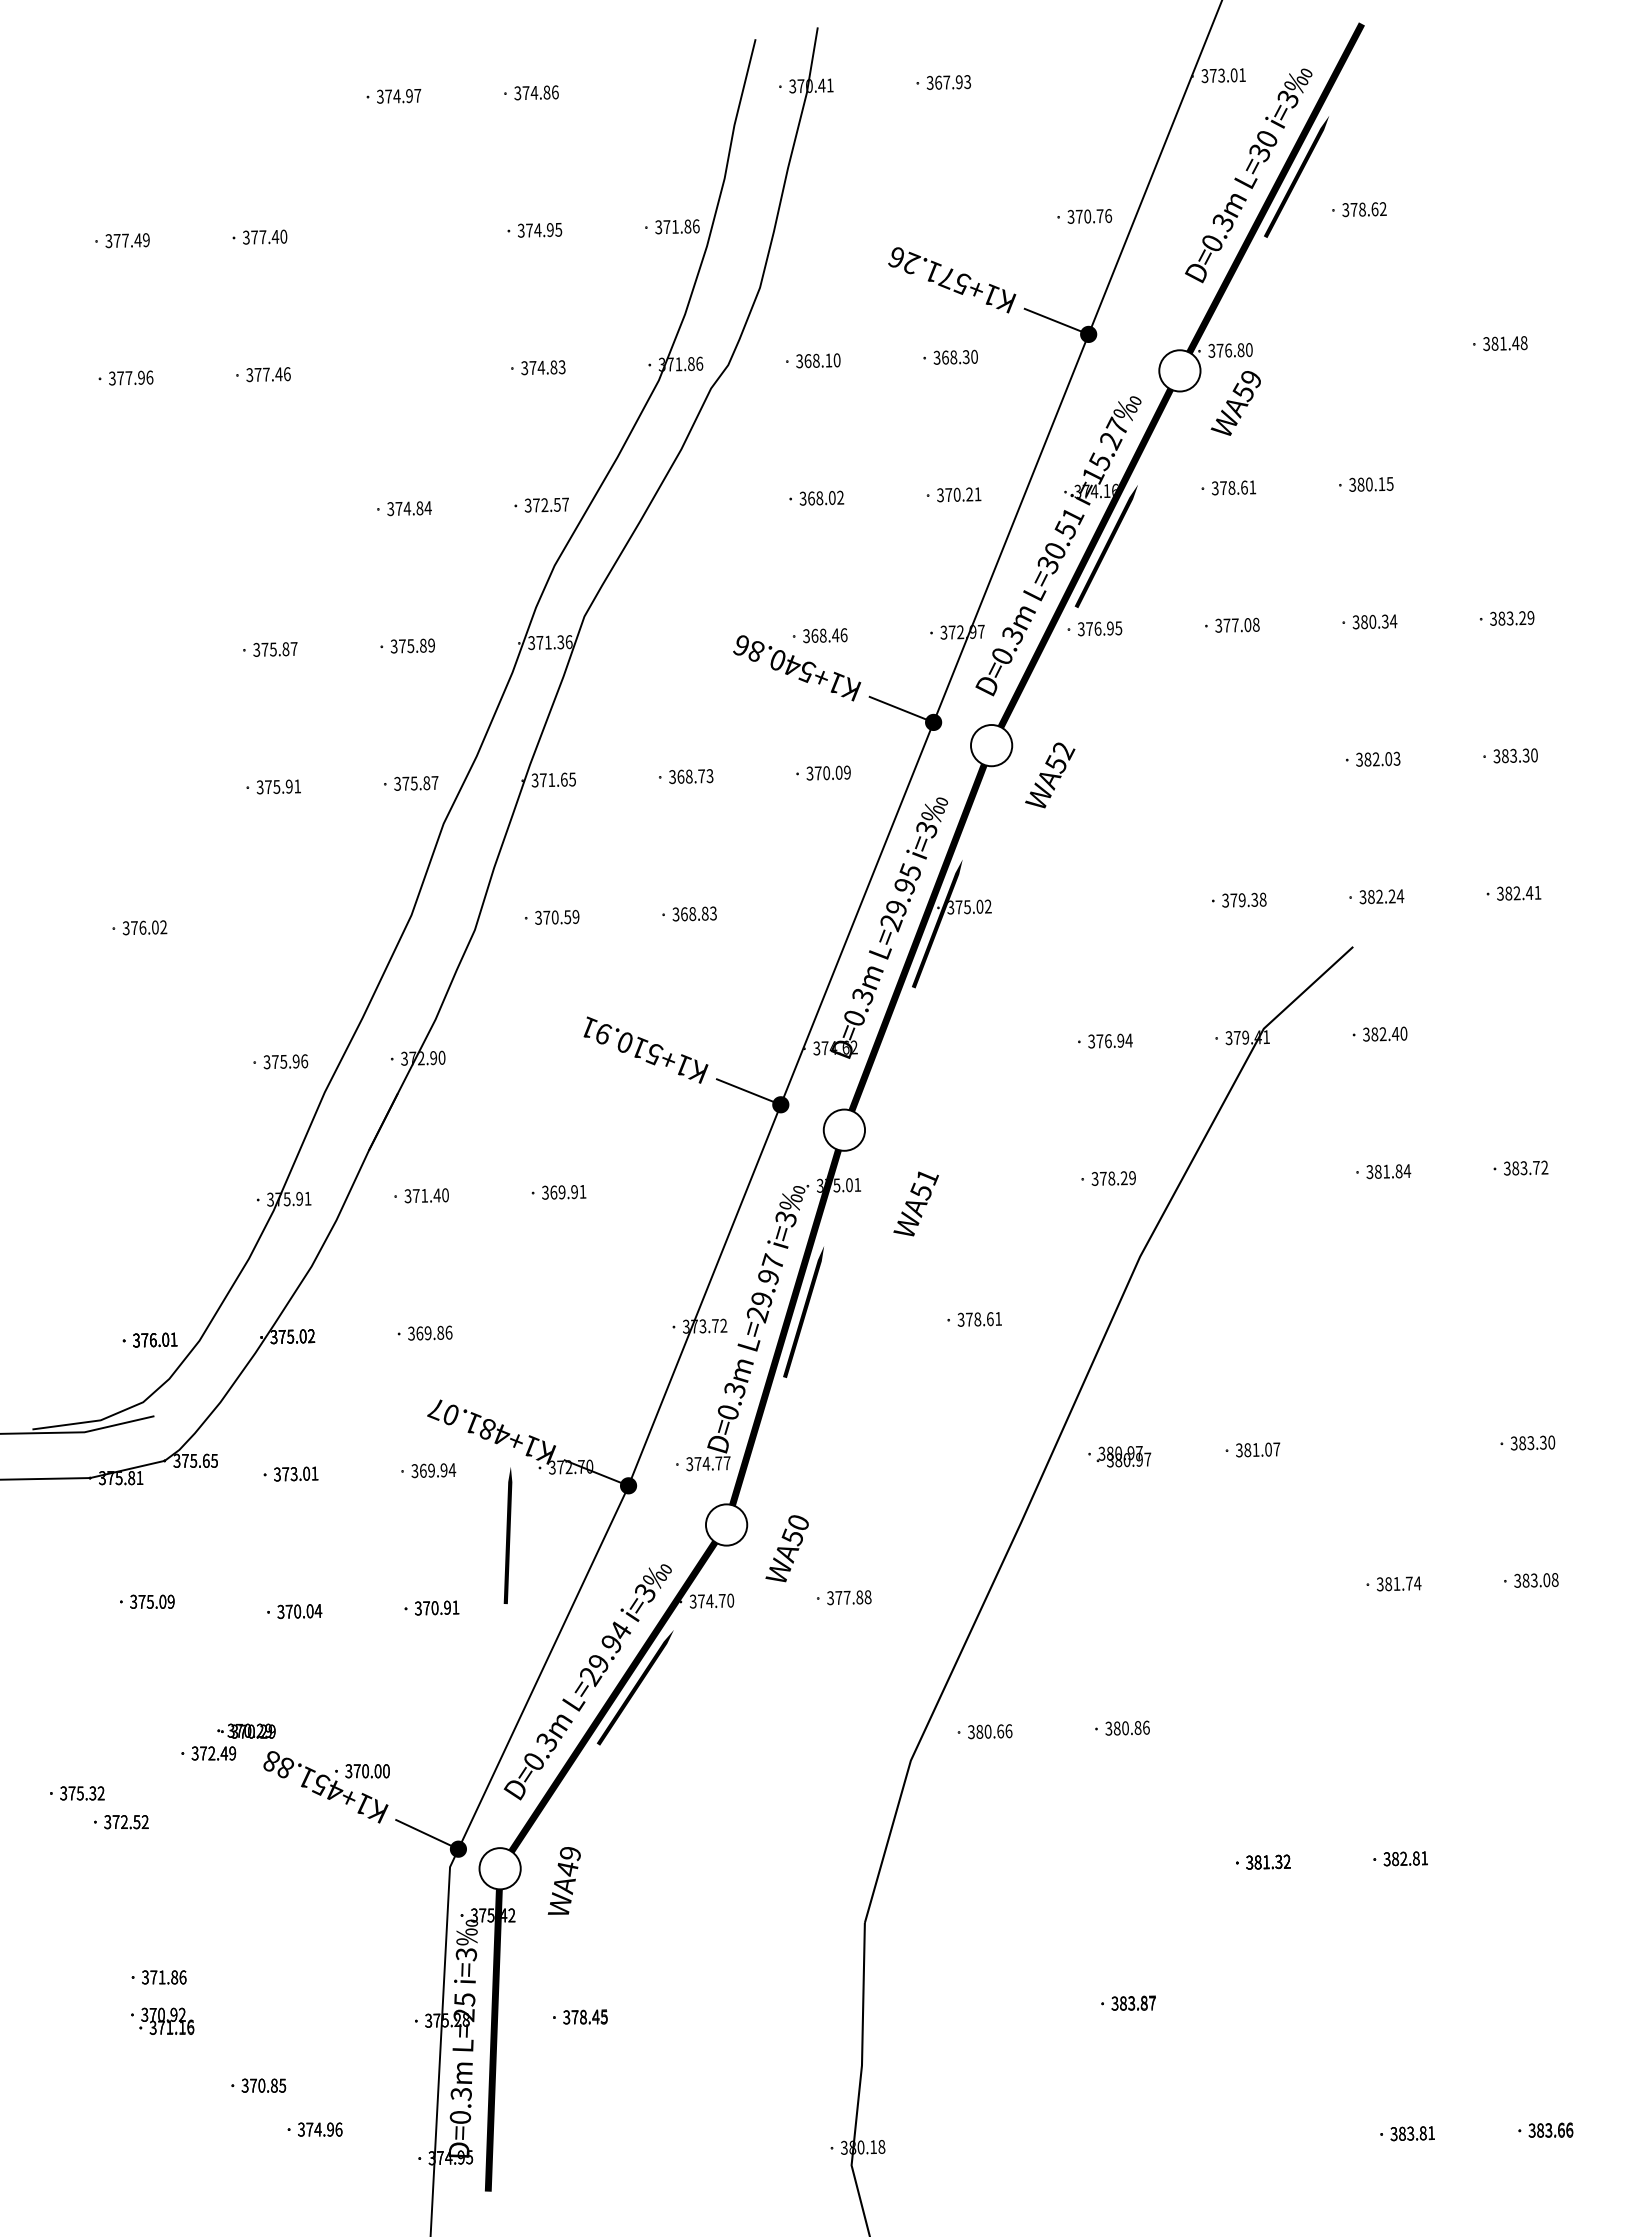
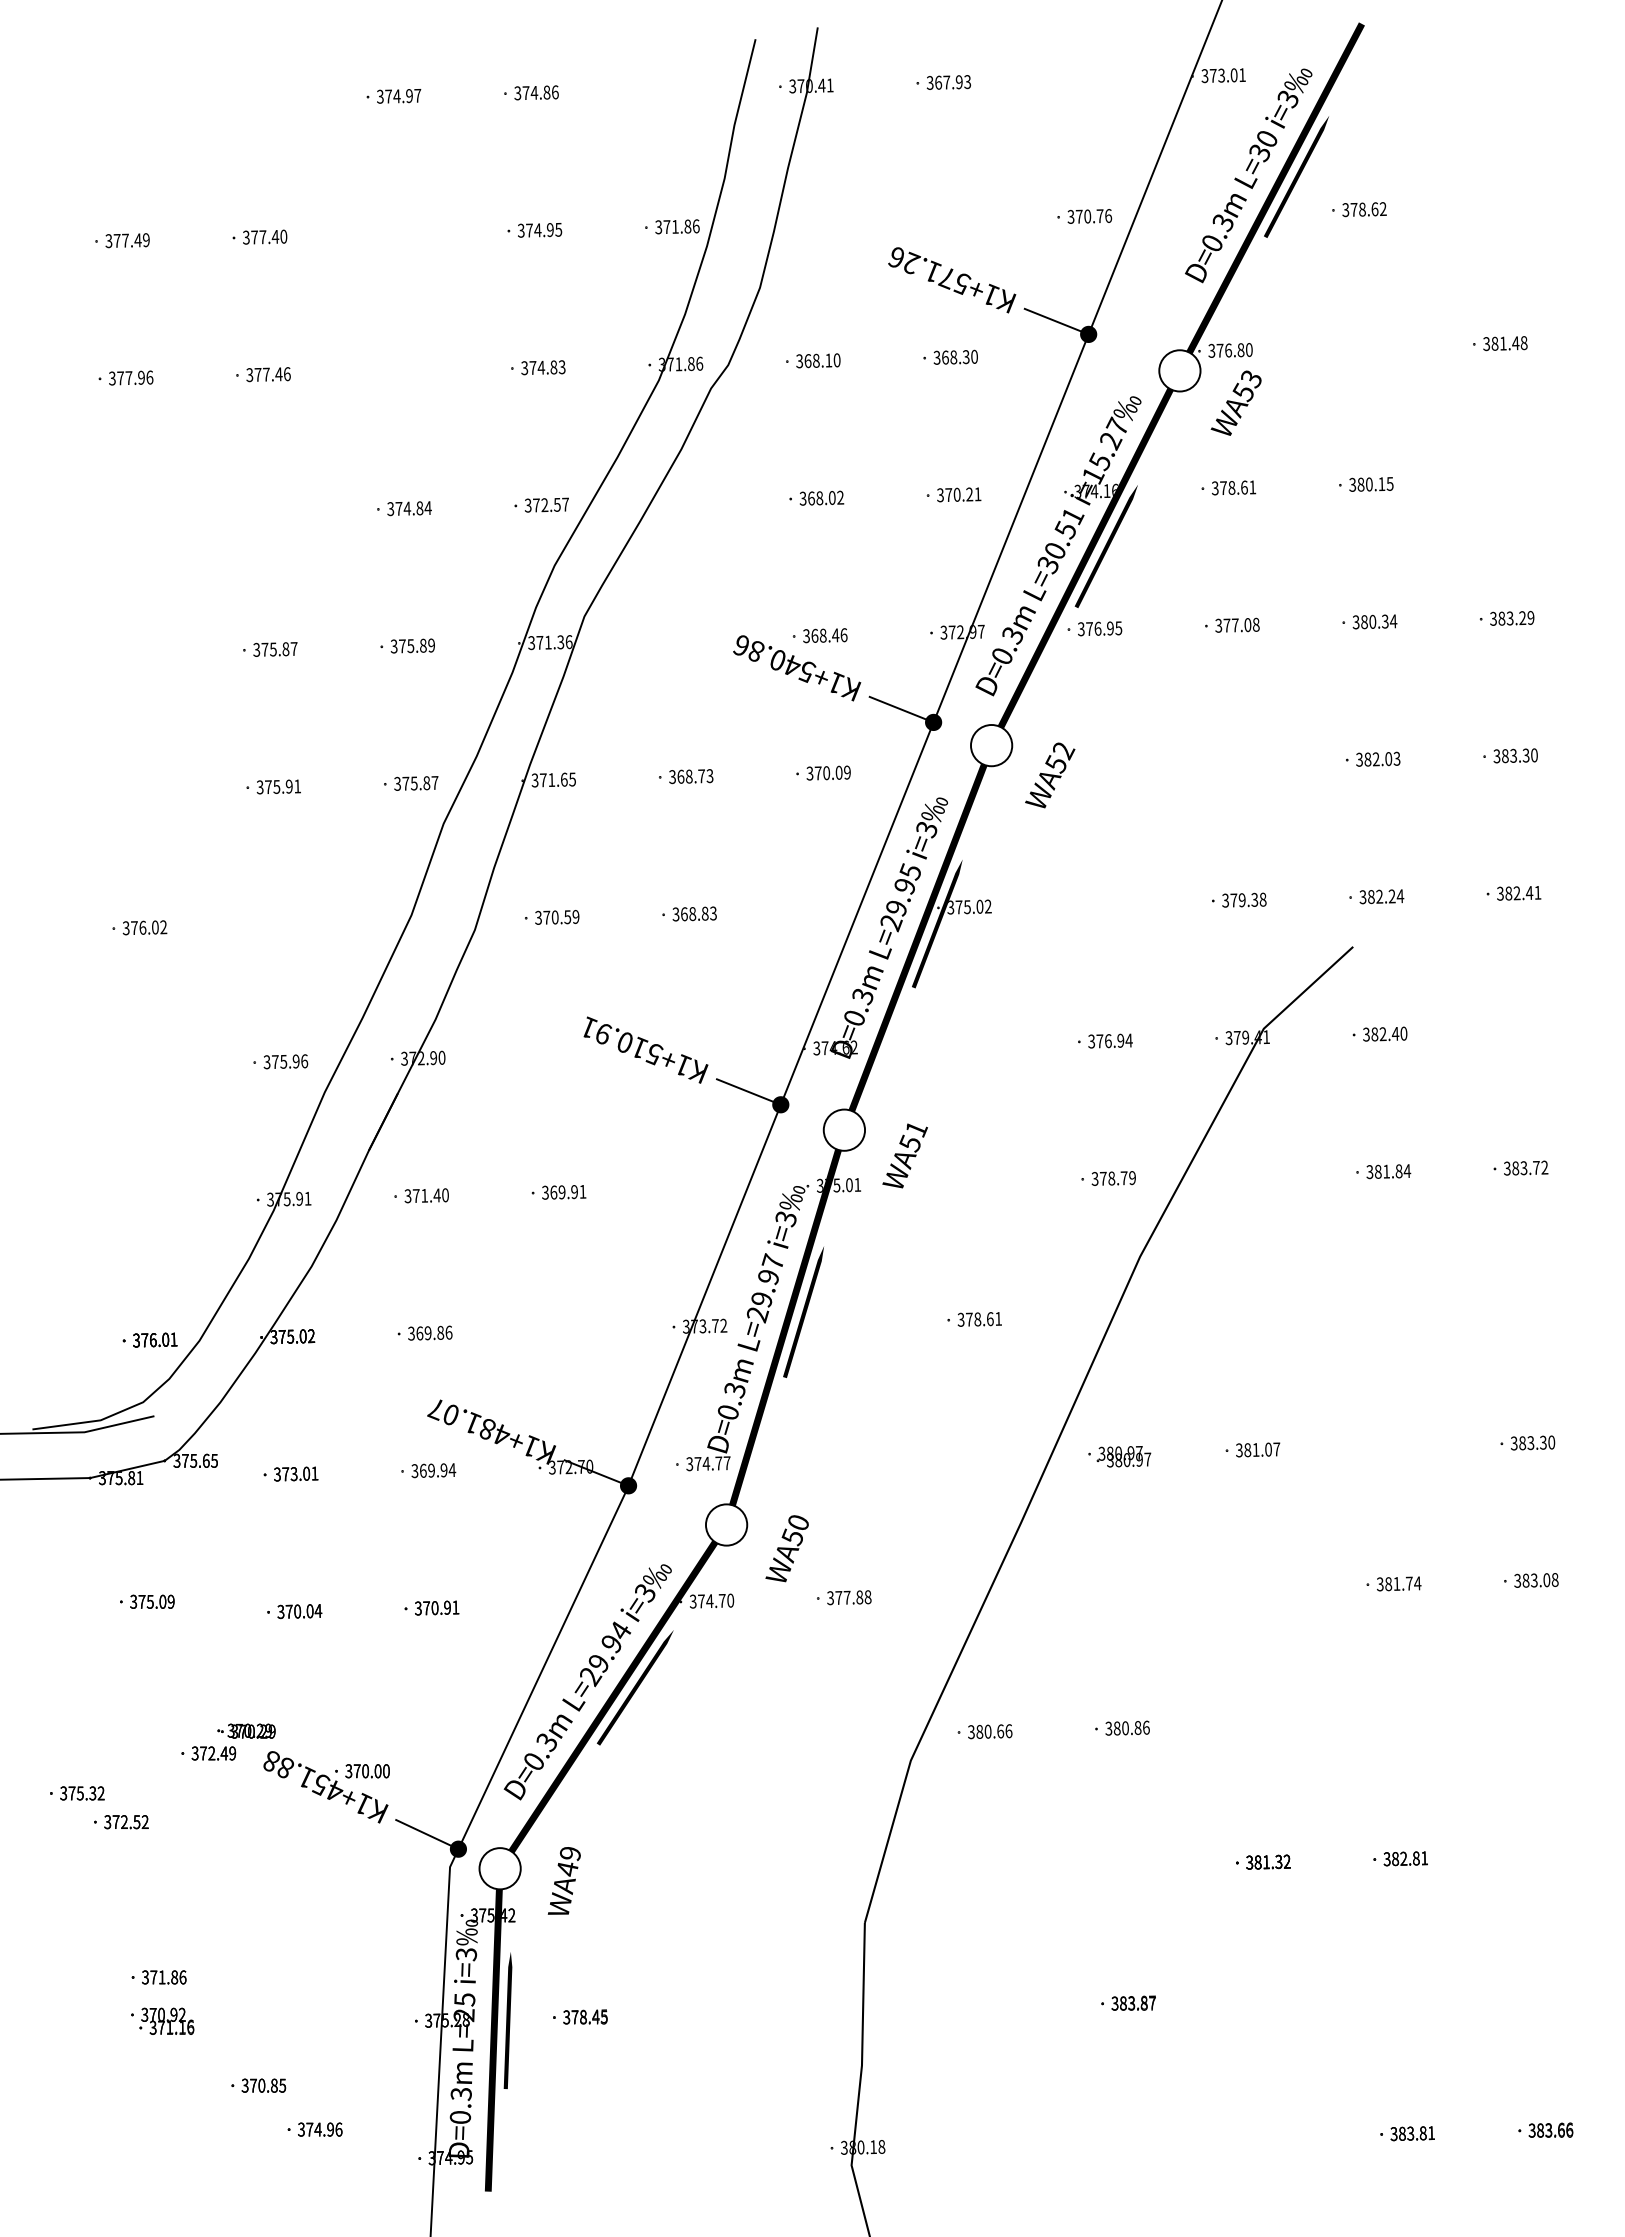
text: WA59 -> WA53 (1251, 379)
text: 378.29 -> 378.79 (1123, 1178)
text position: (915, 1203) -> (904, 1155) (904, 1155)
part position: (507, 1535) -> (507, 2020) (507, 2020)
